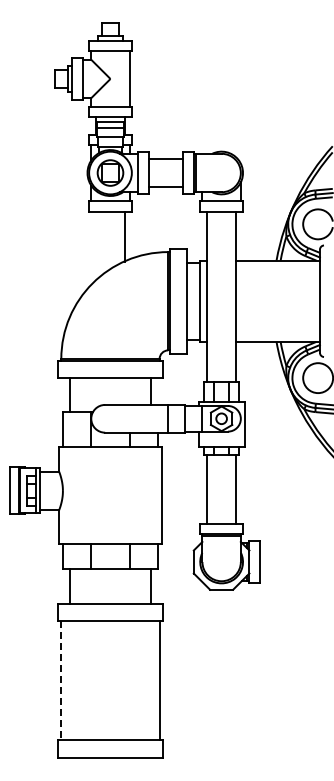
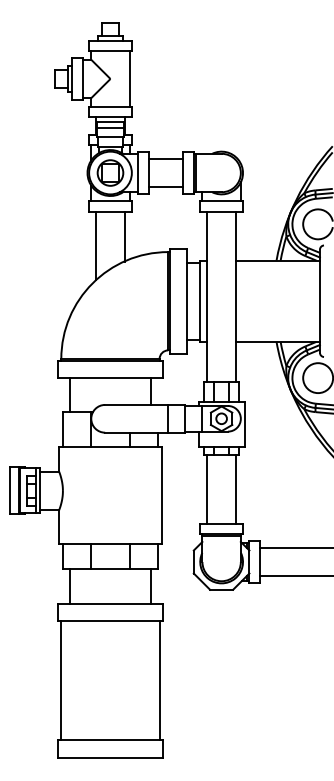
line: none -> present (96, 245)
line: none -> present (295, 547)
line: none -> present (295, 576)
line: dashed -> solid (61, 680)
